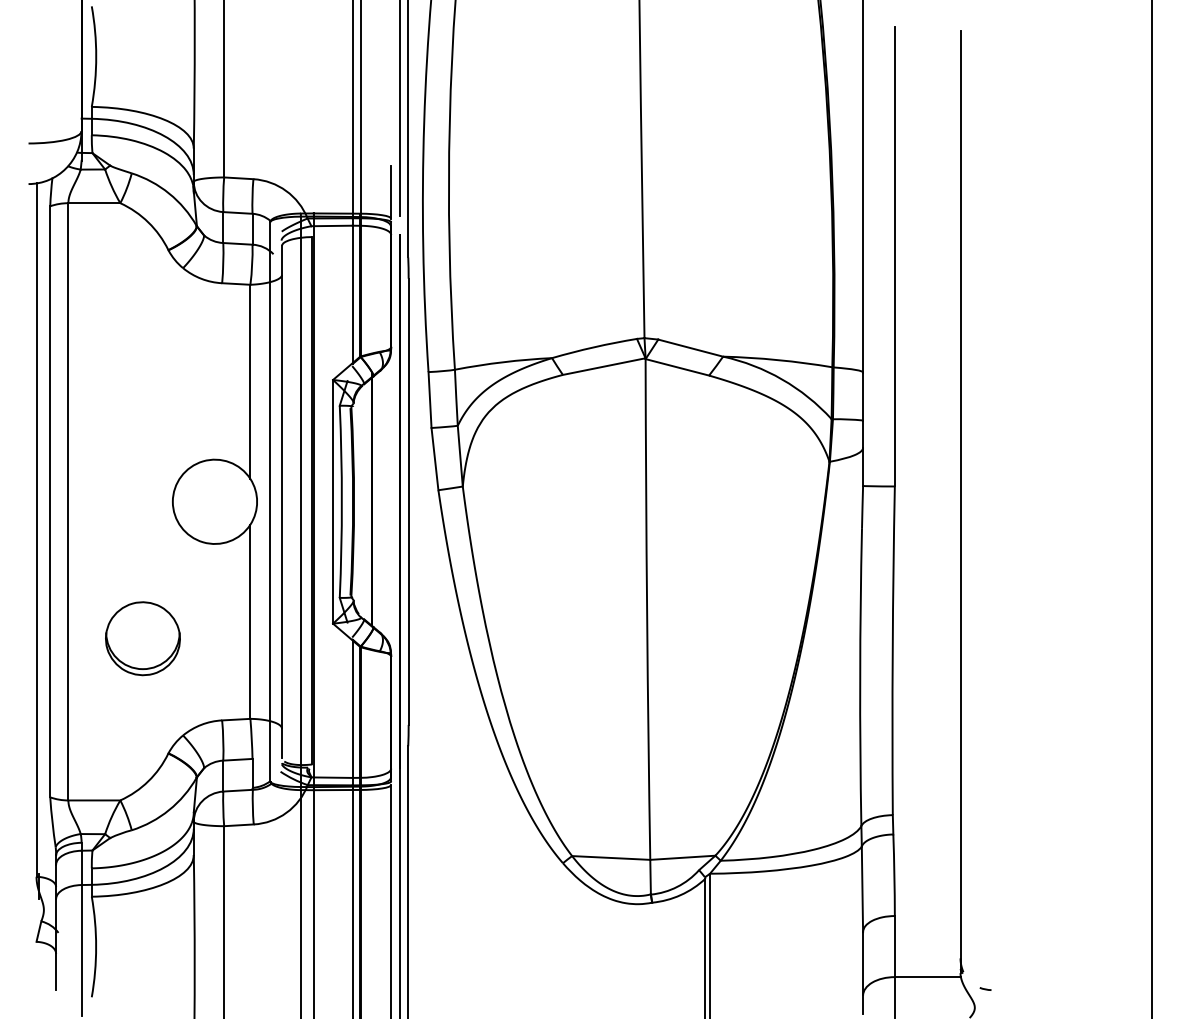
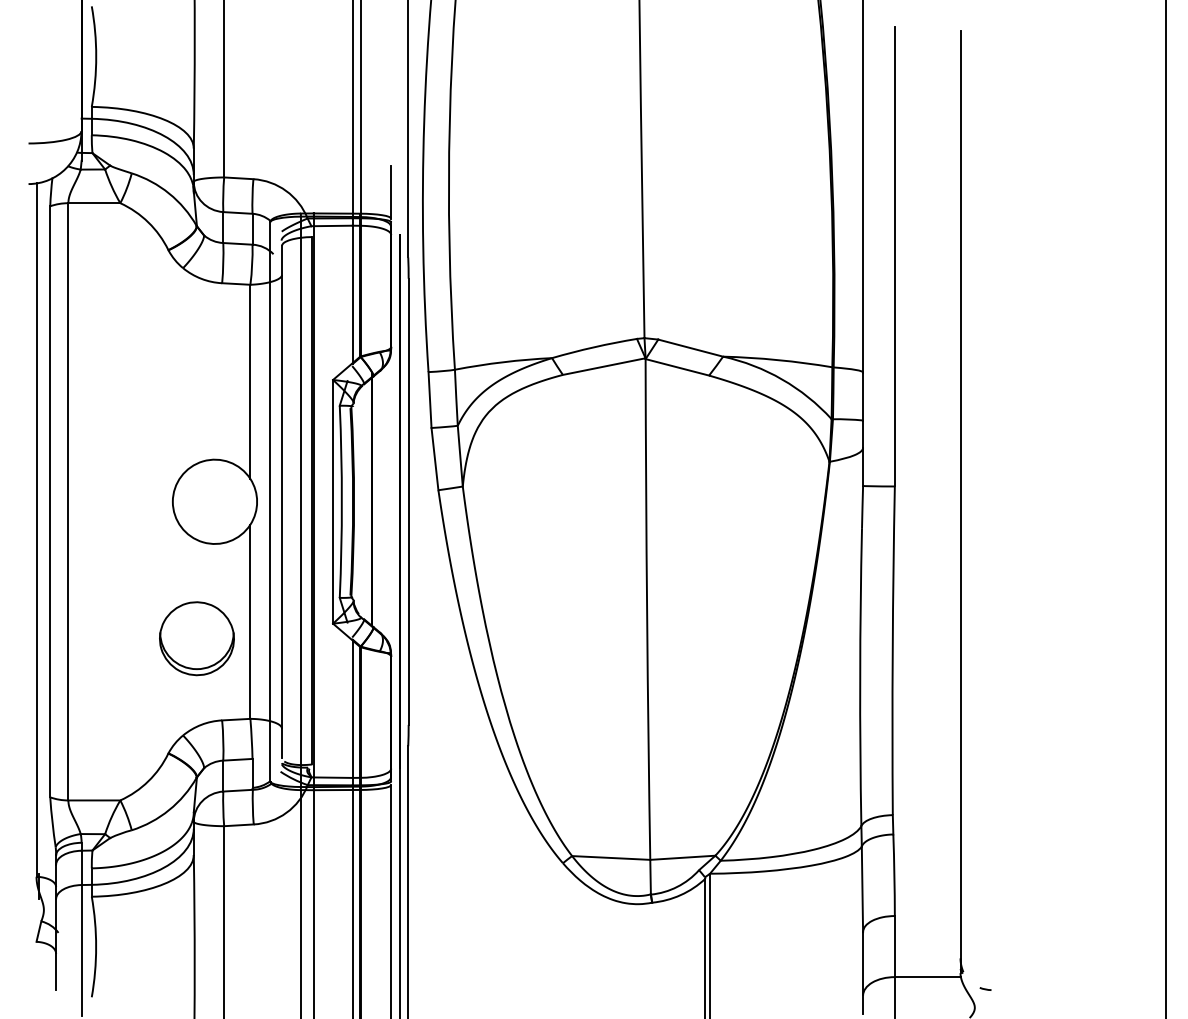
line: present -> none (400, 109)
line position: (1152, 508) -> (1166, 508) (1166, 508)
part position: (142, 638) -> (196, 638) (196, 638)
